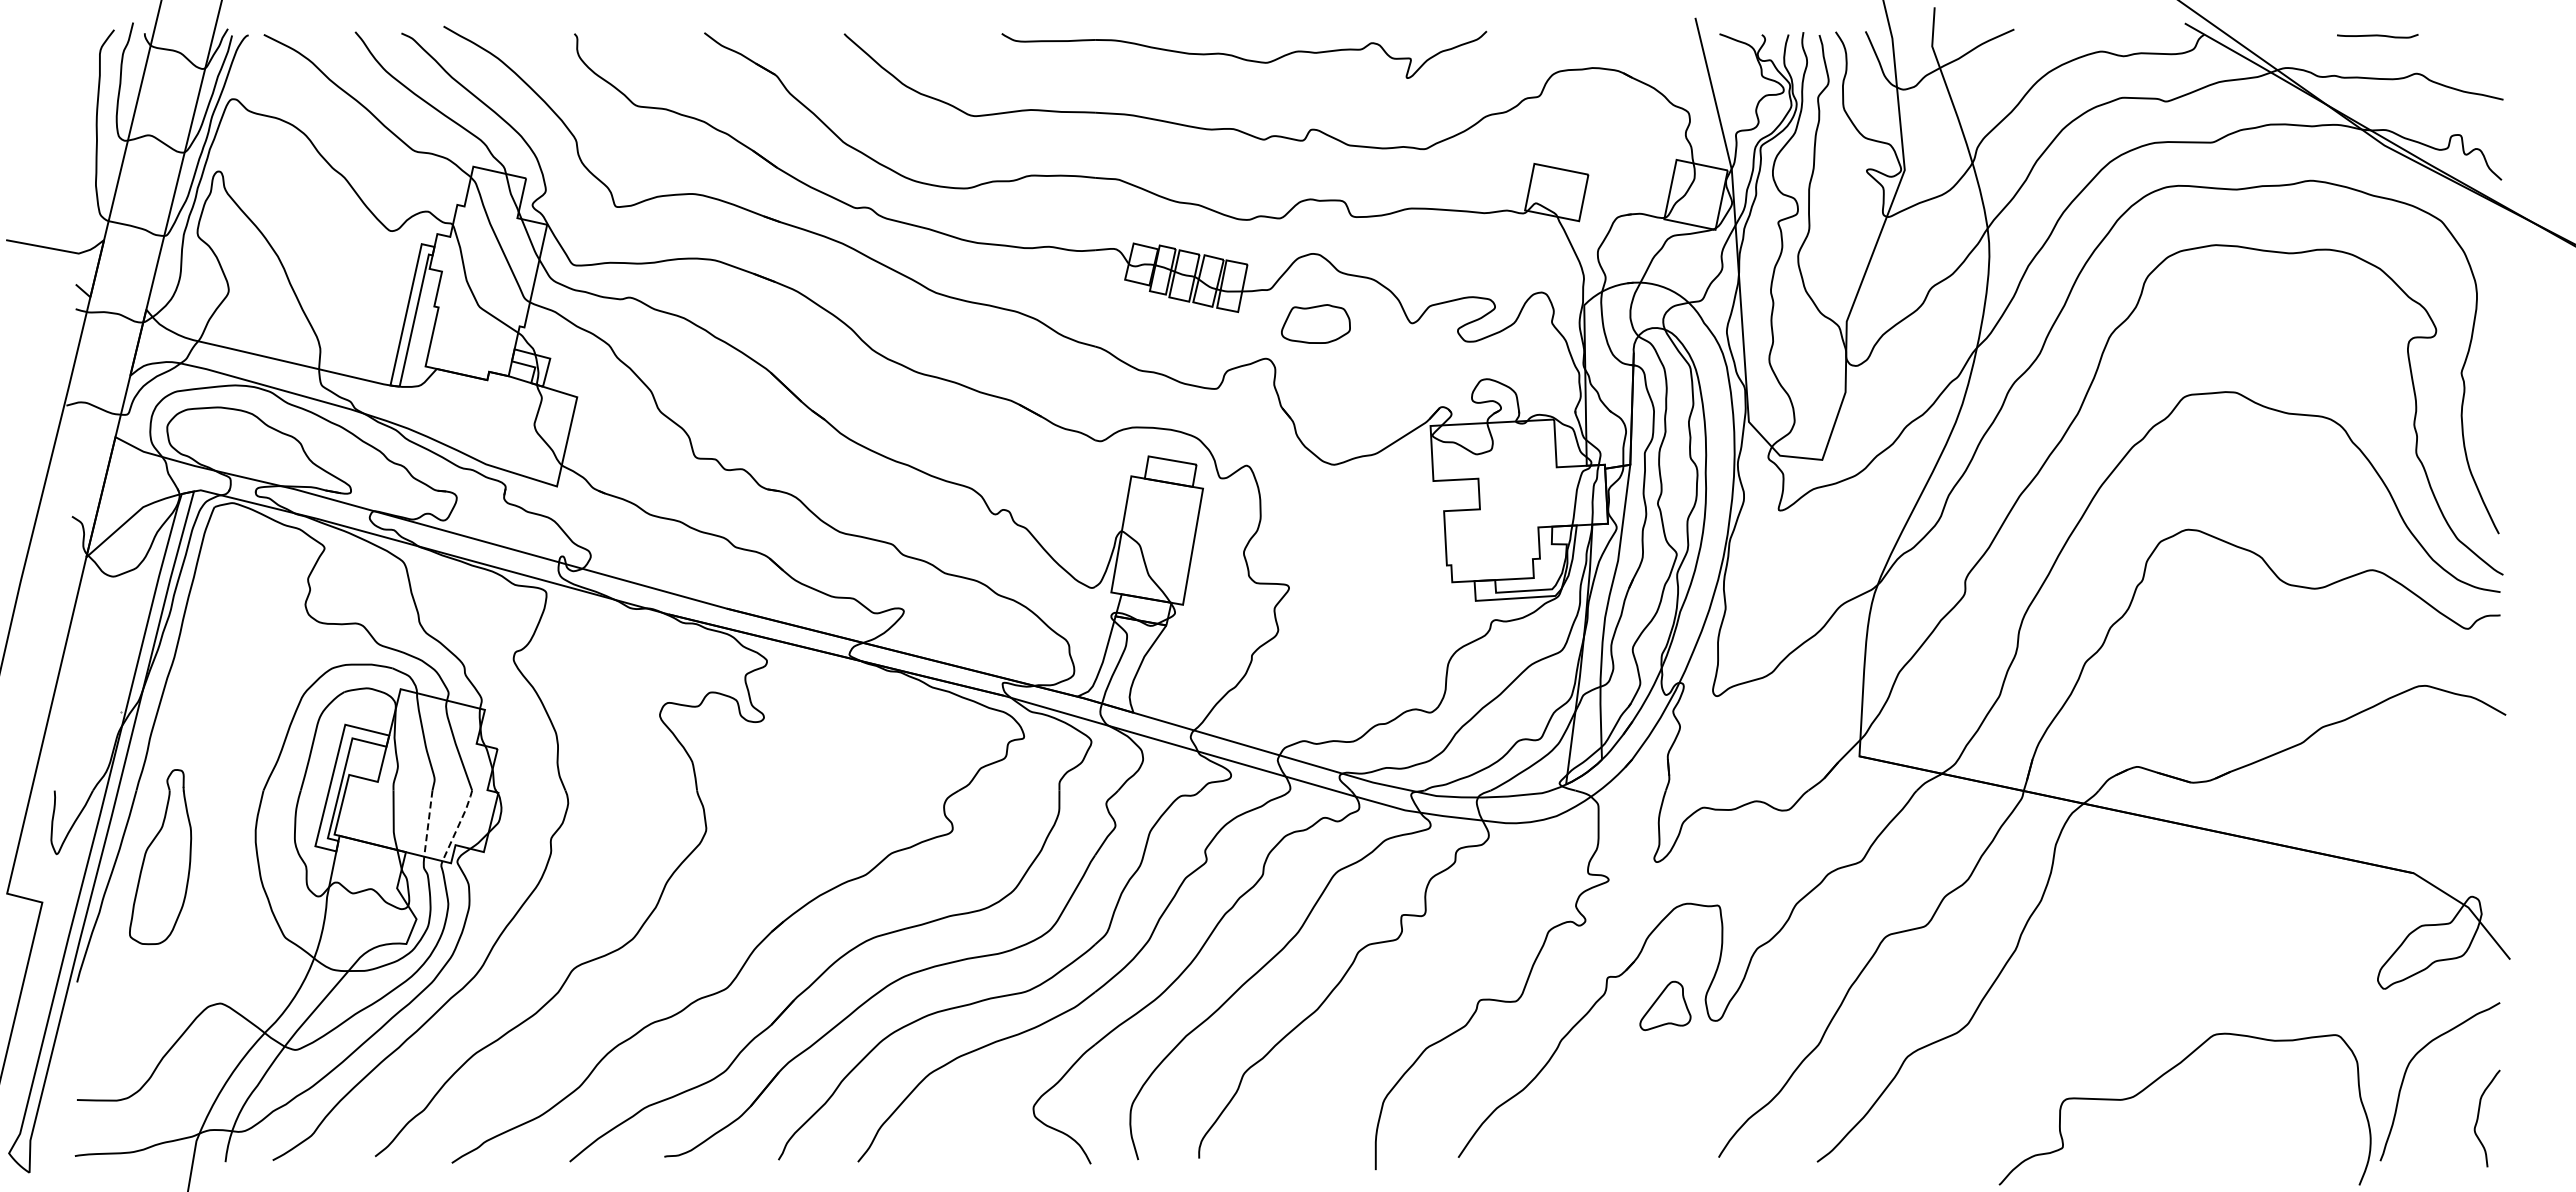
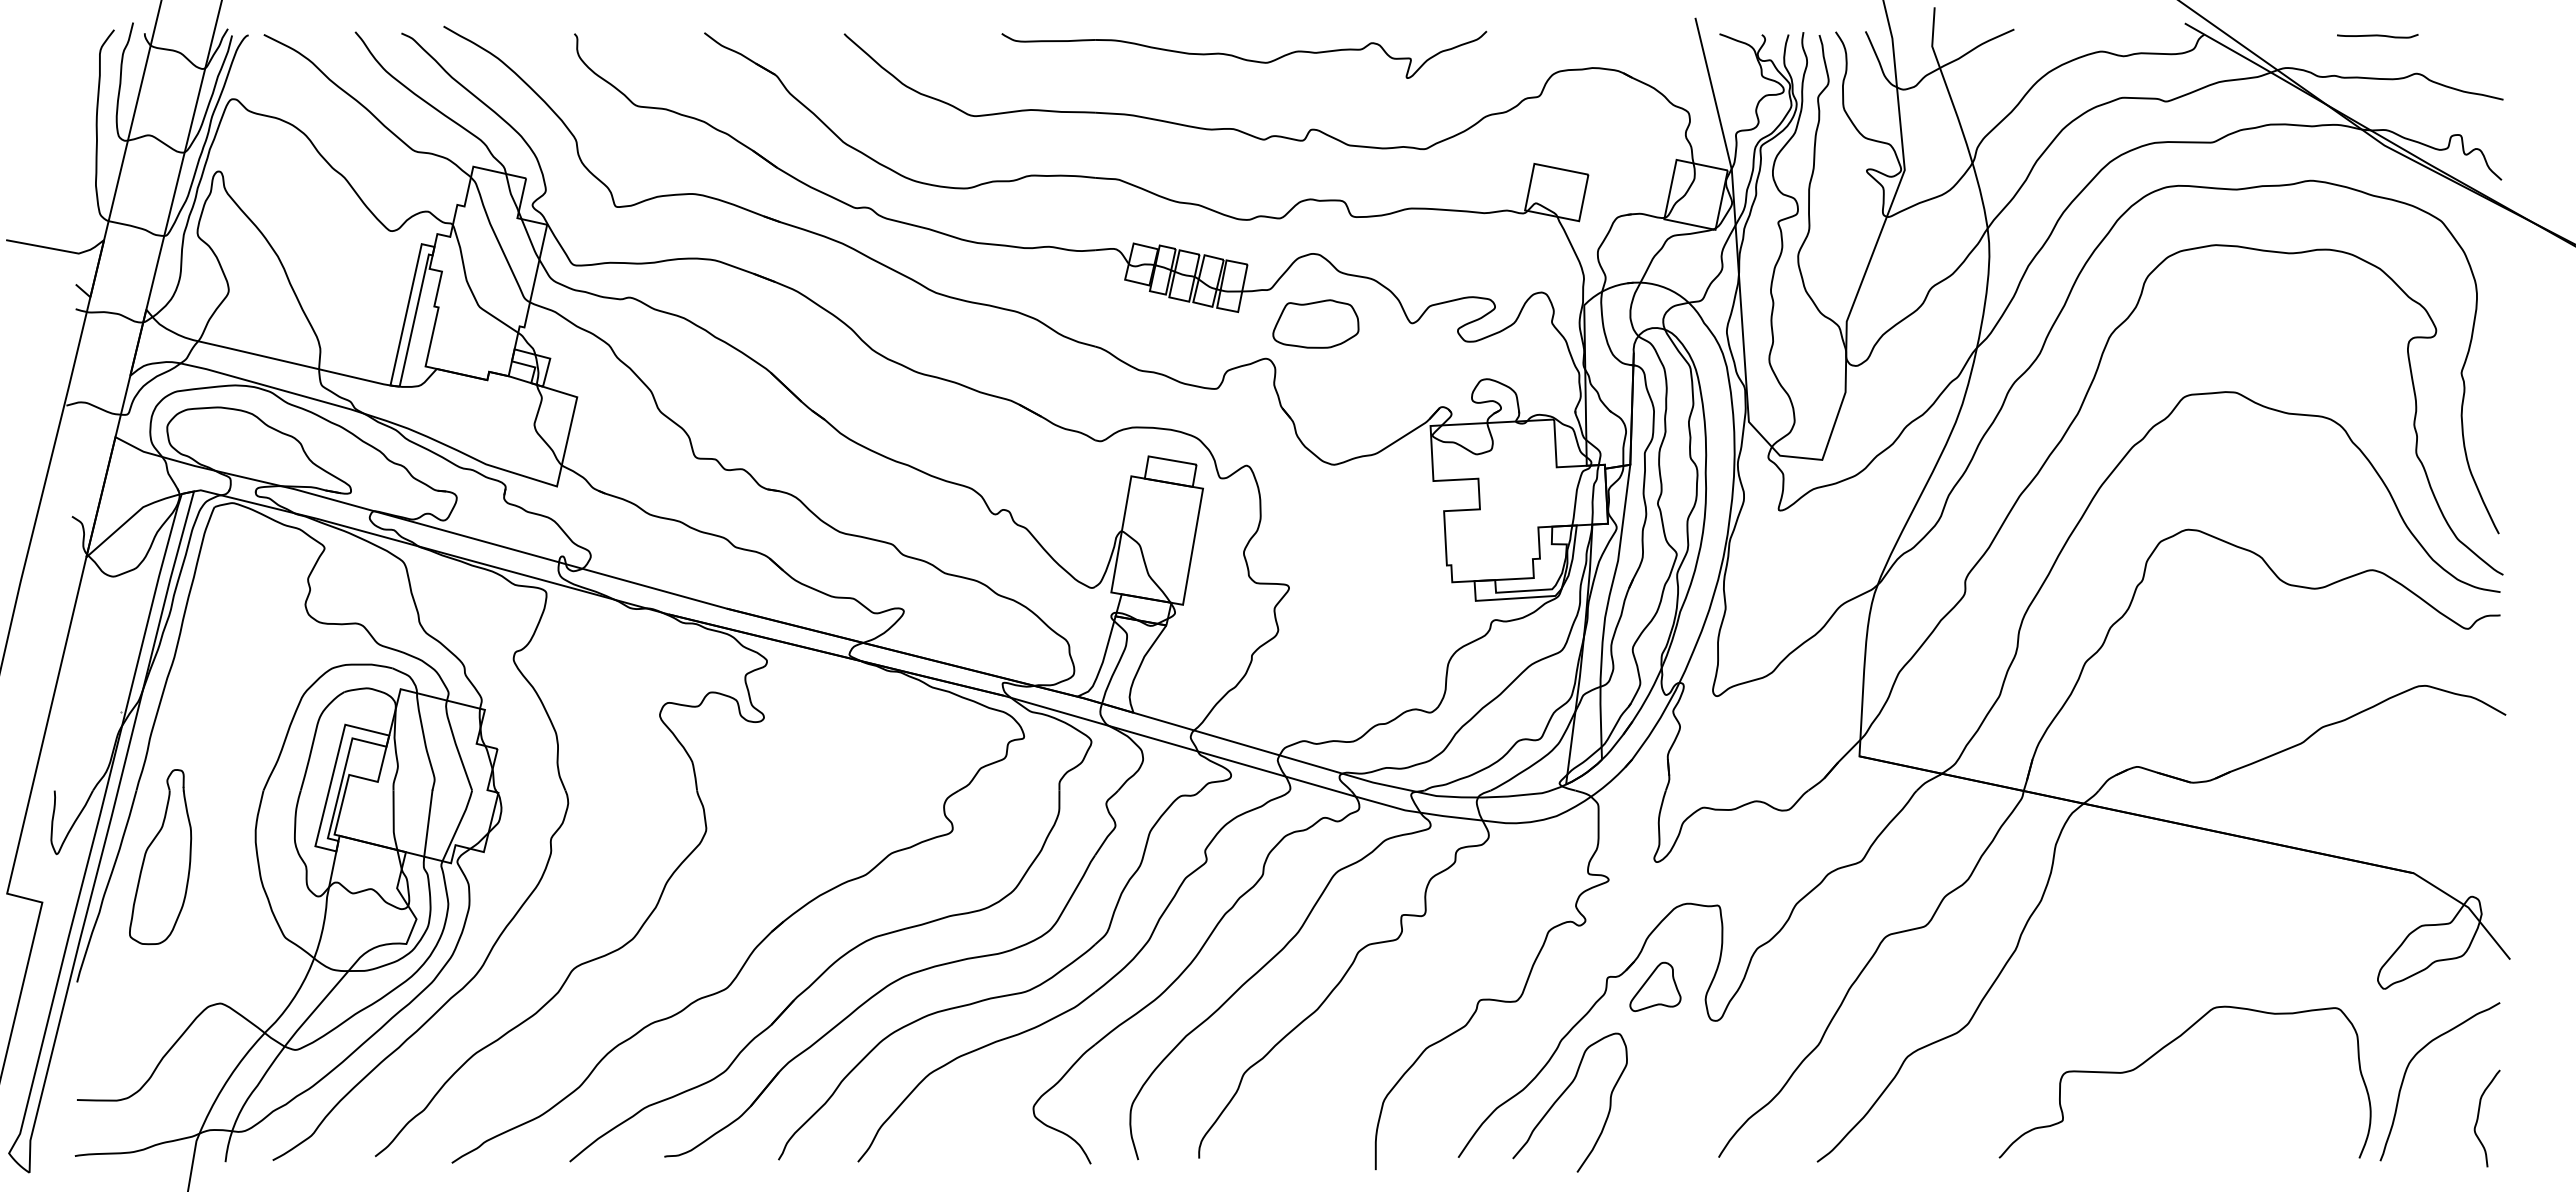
part size: 70x40 px -> 88x50 px (1315, 323)
line: dashed -> solid (428, 824)
line: dashed -> solid (458, 825)
part position: (1665, 1005) -> (1655, 986) (1655, 986)
curve position: (2160, 1078) -> (2160, 1051) (2160, 1051)
curve: none -> present (1562, 1095)
